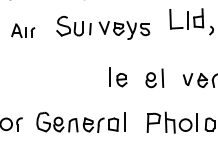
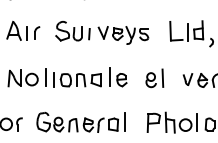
part position: (191, 21) -> (191, 33) (191, 33)
part position: (103, 27) -> (102, 32) (102, 32)
part size: 25x16 px -> 35x21 px (23, 30)
part: none -> present (54, 77)
